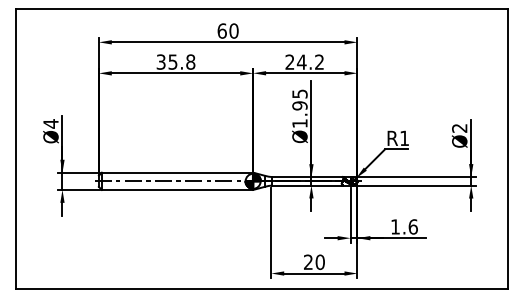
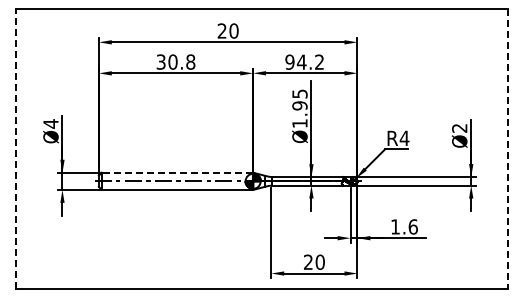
text: 60 -> 20 (221, 30)
text: 35.8 -> 30.8 (172, 61)
text: 24.2 -> 94.2 (289, 61)
text: R1 -> R4 (404, 137)
line: solid -> dashed (15, 148)
line: solid -> dashed (508, 149)
line: solid -> dashed (177, 172)
